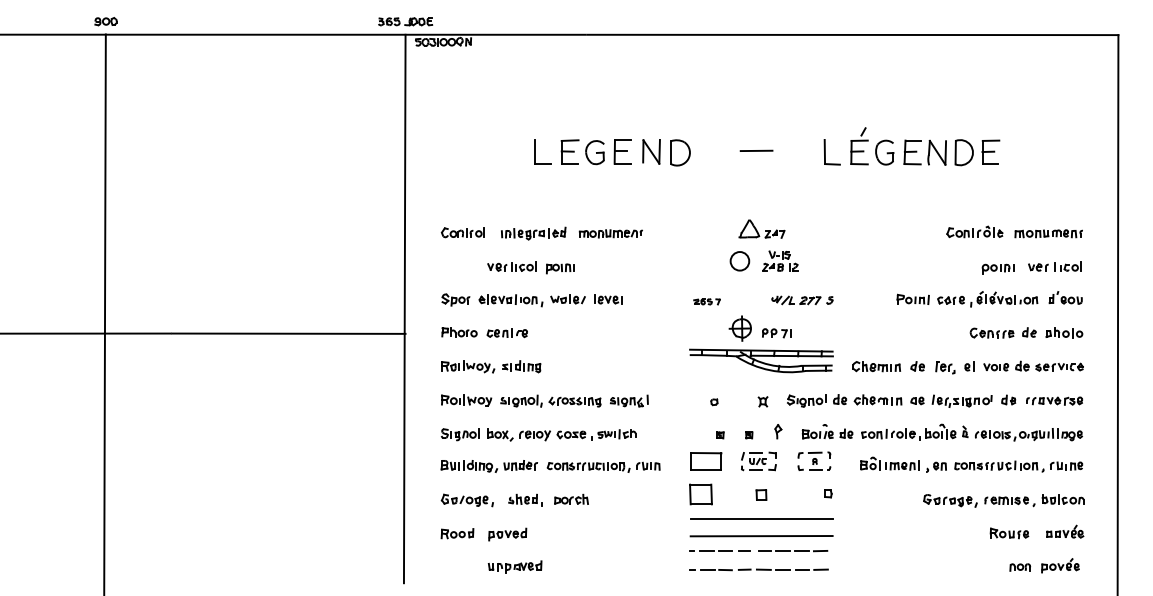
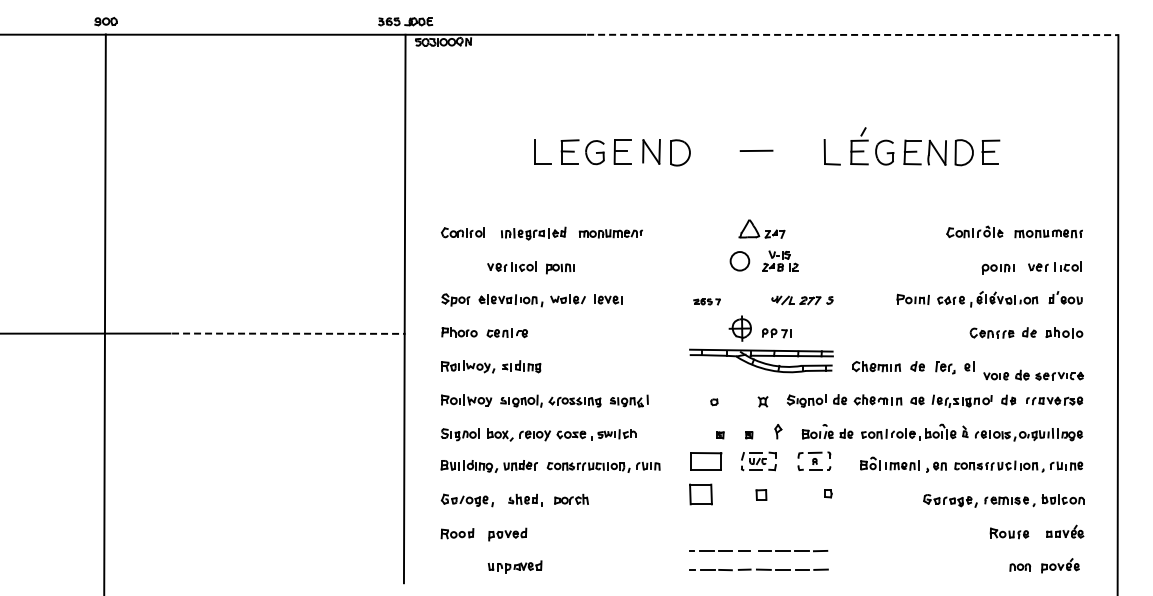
line: solid -> dashed (852, 34)
line: solid -> dashed (288, 333)
part position: (1033, 365) -> (1033, 374) (1033, 374)
line: present -> none (761, 518)
line: present -> none (761, 536)
